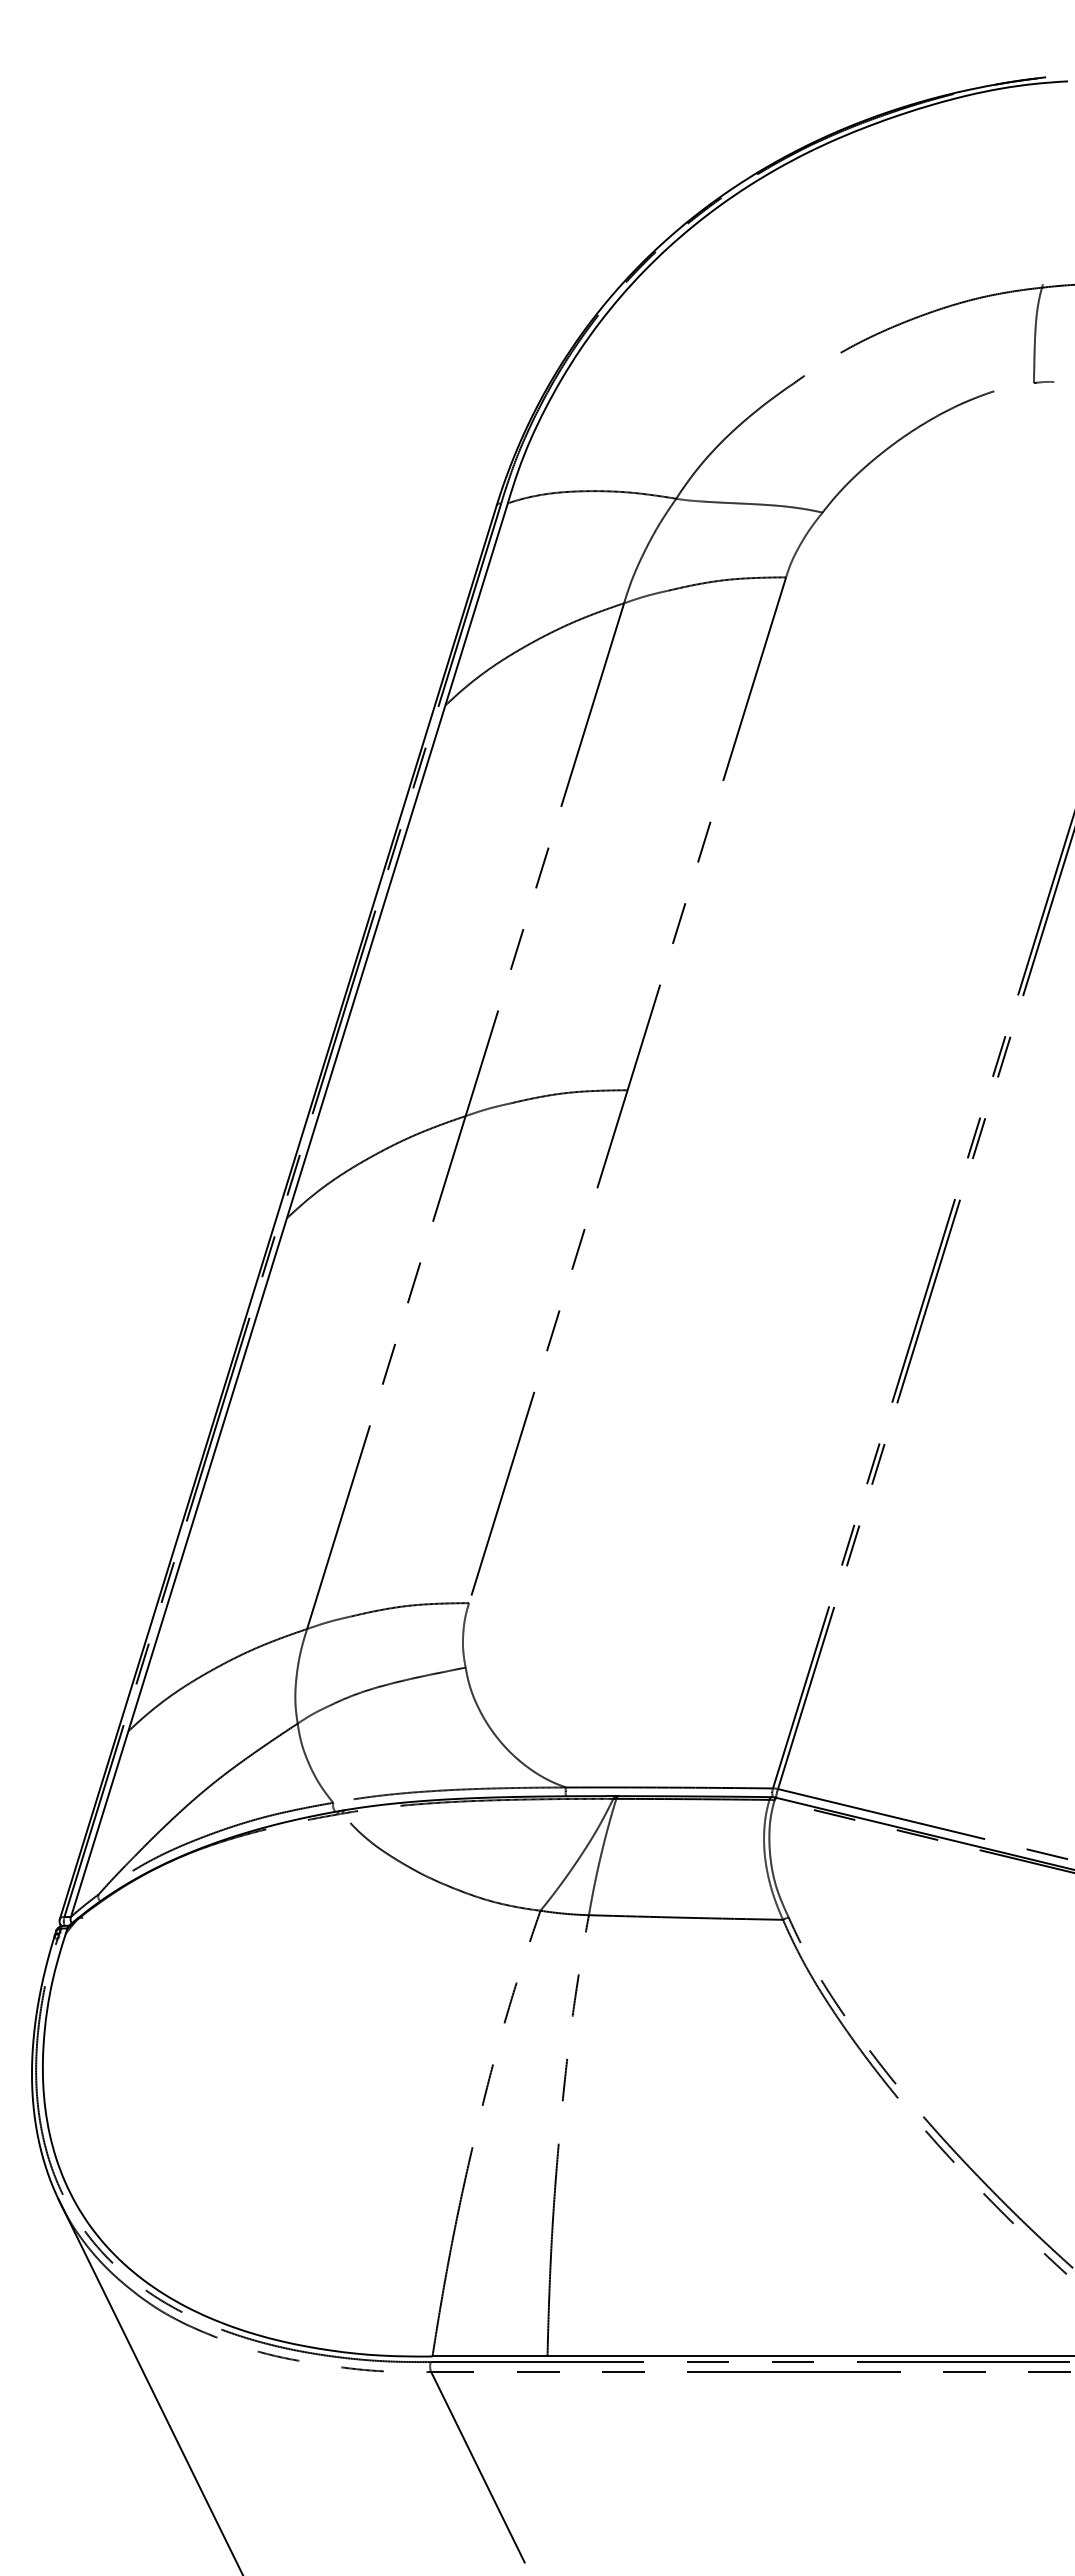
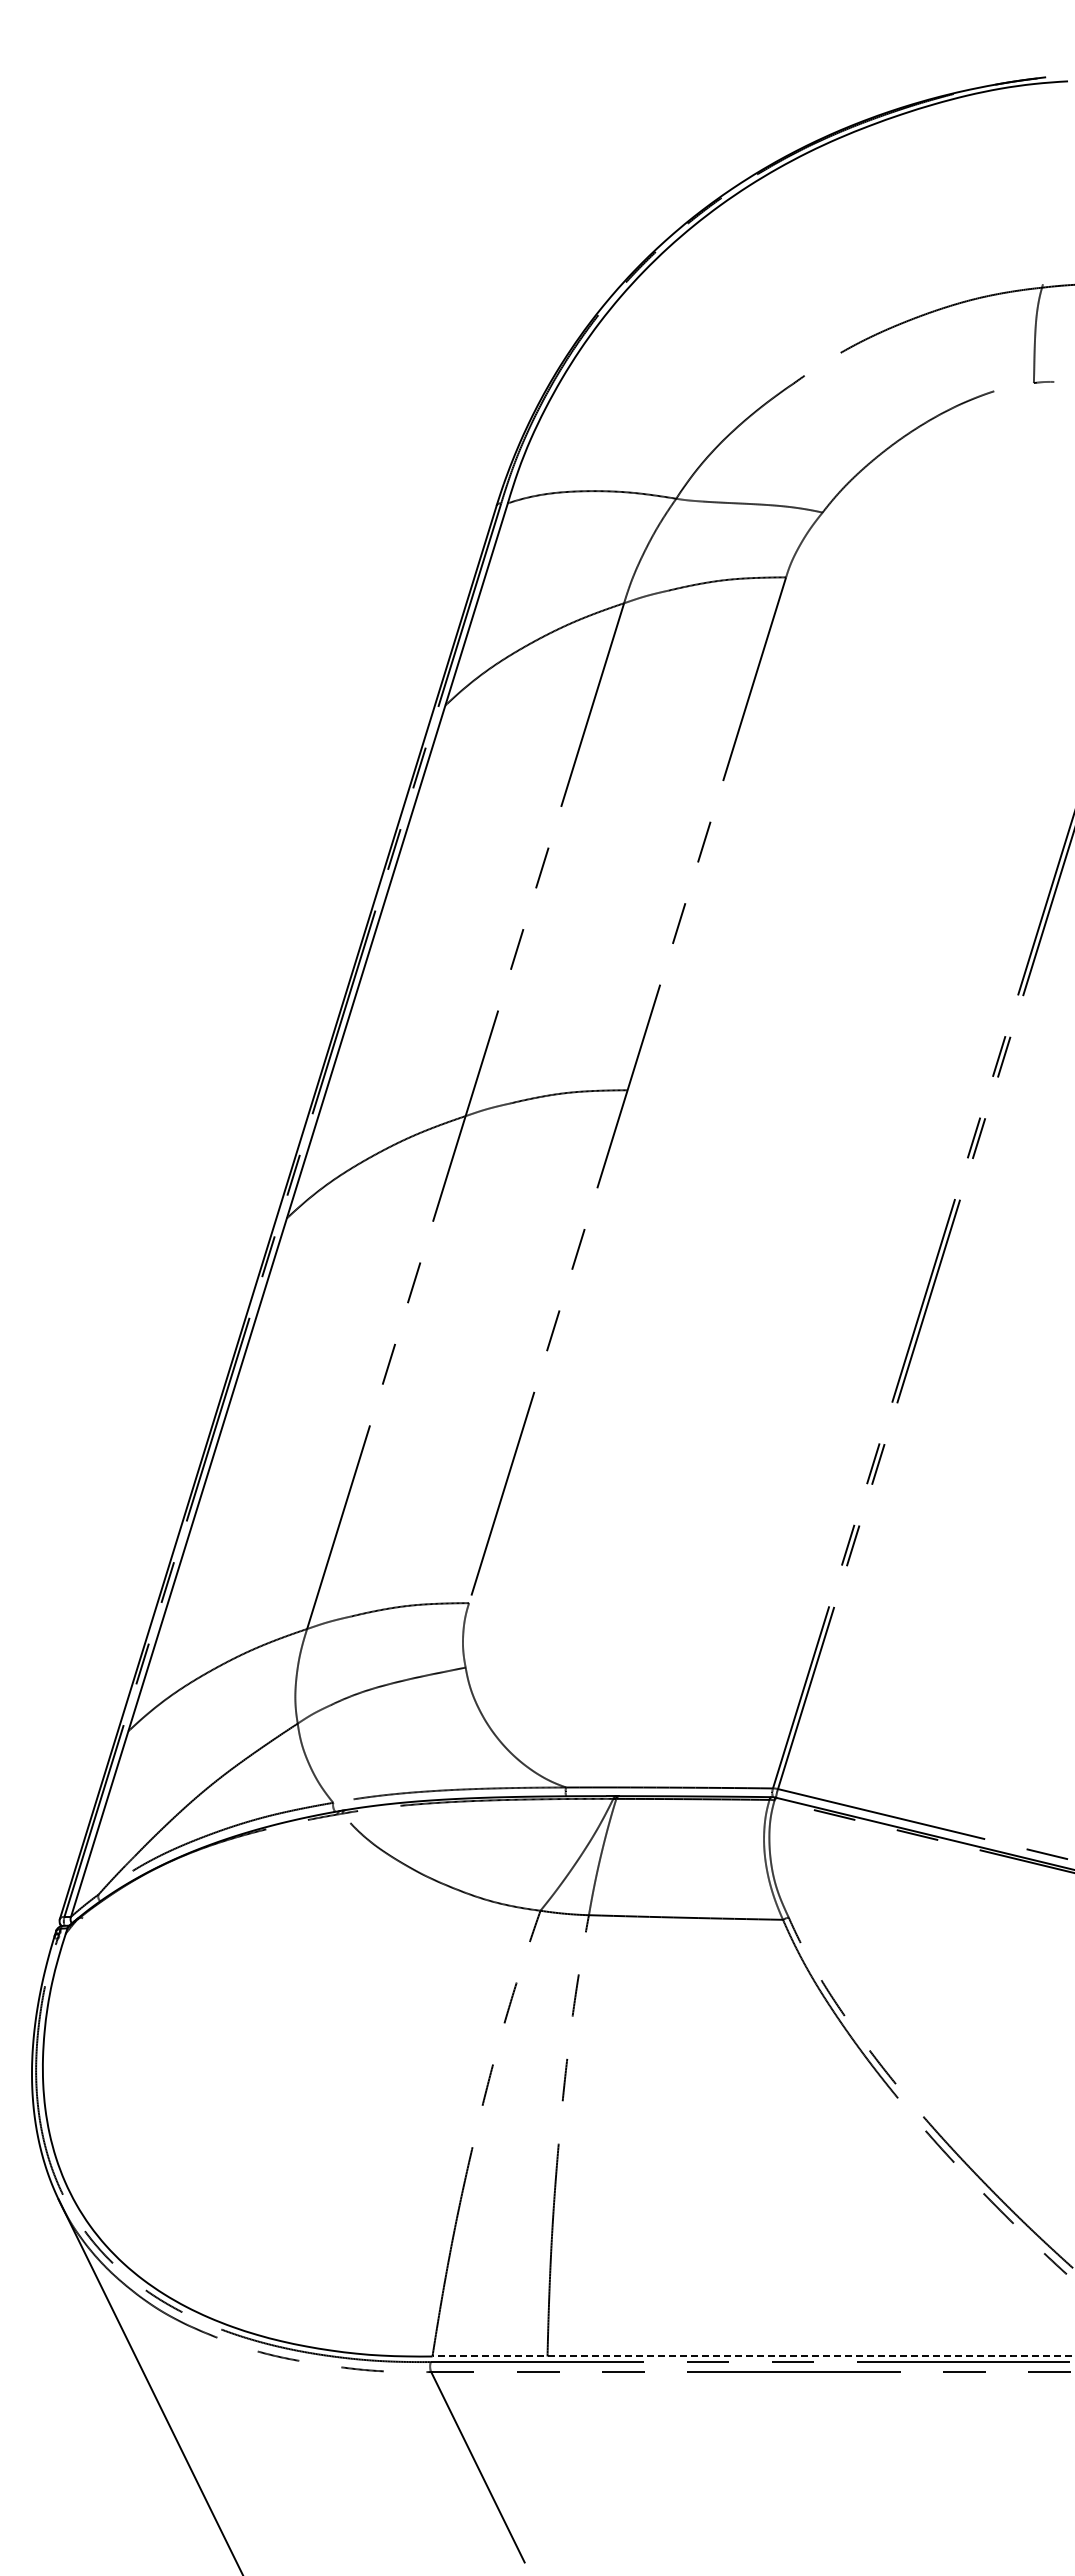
line: solid -> dashed (753, 2356)
